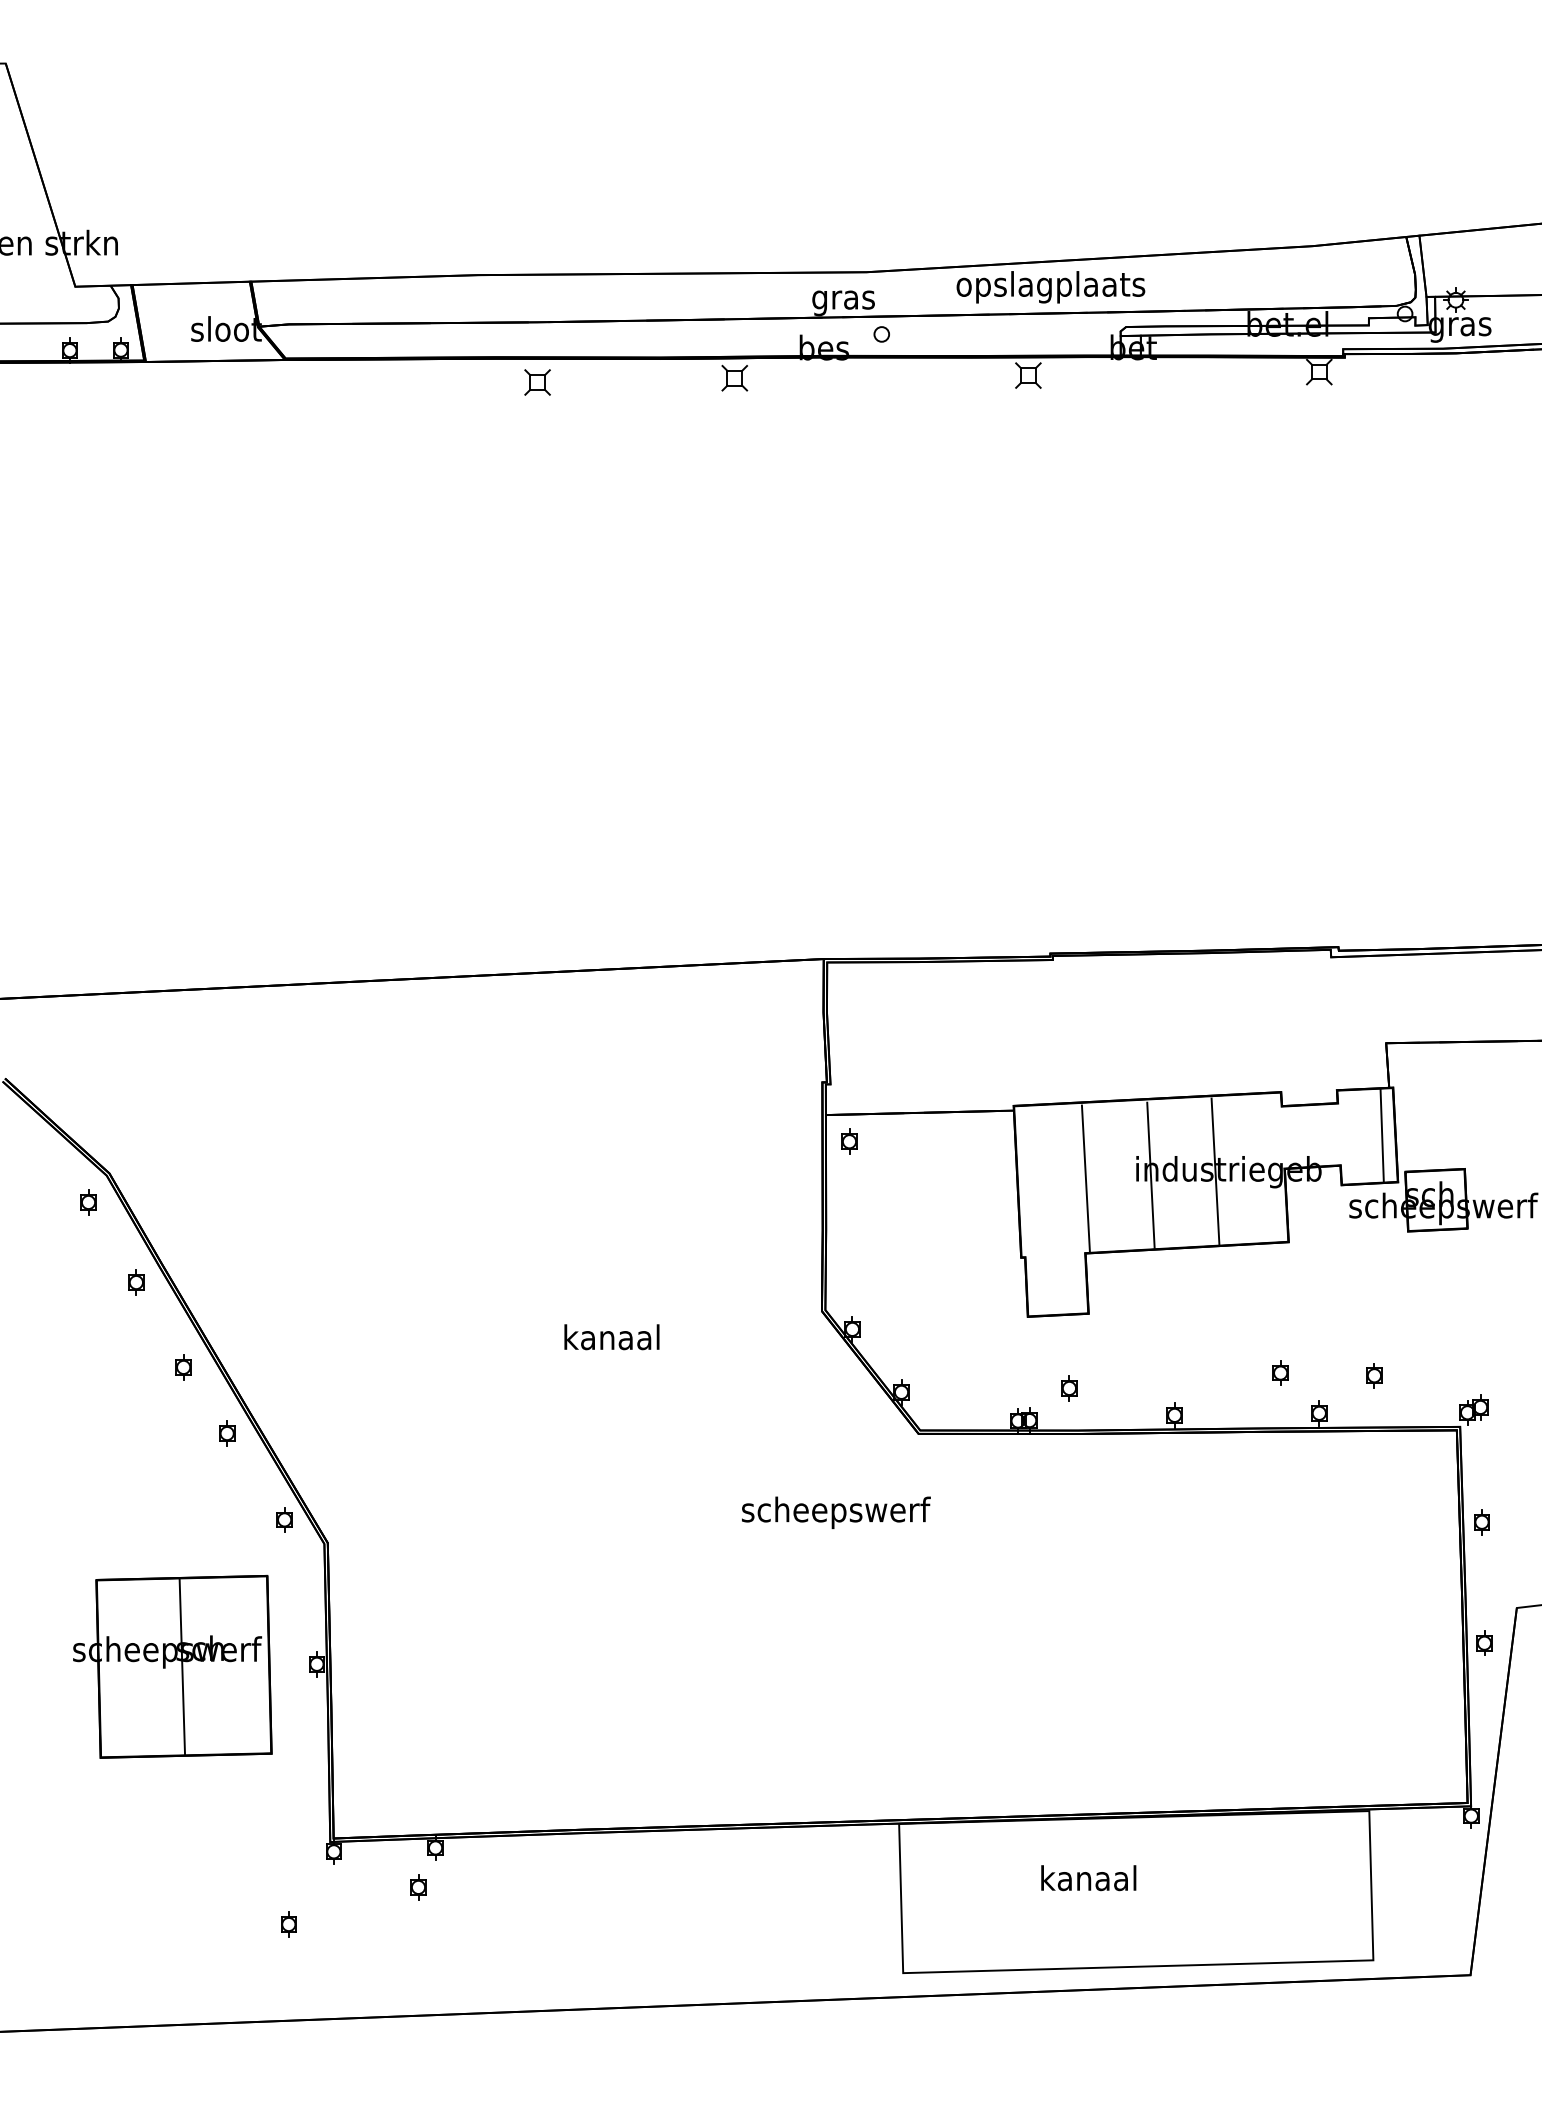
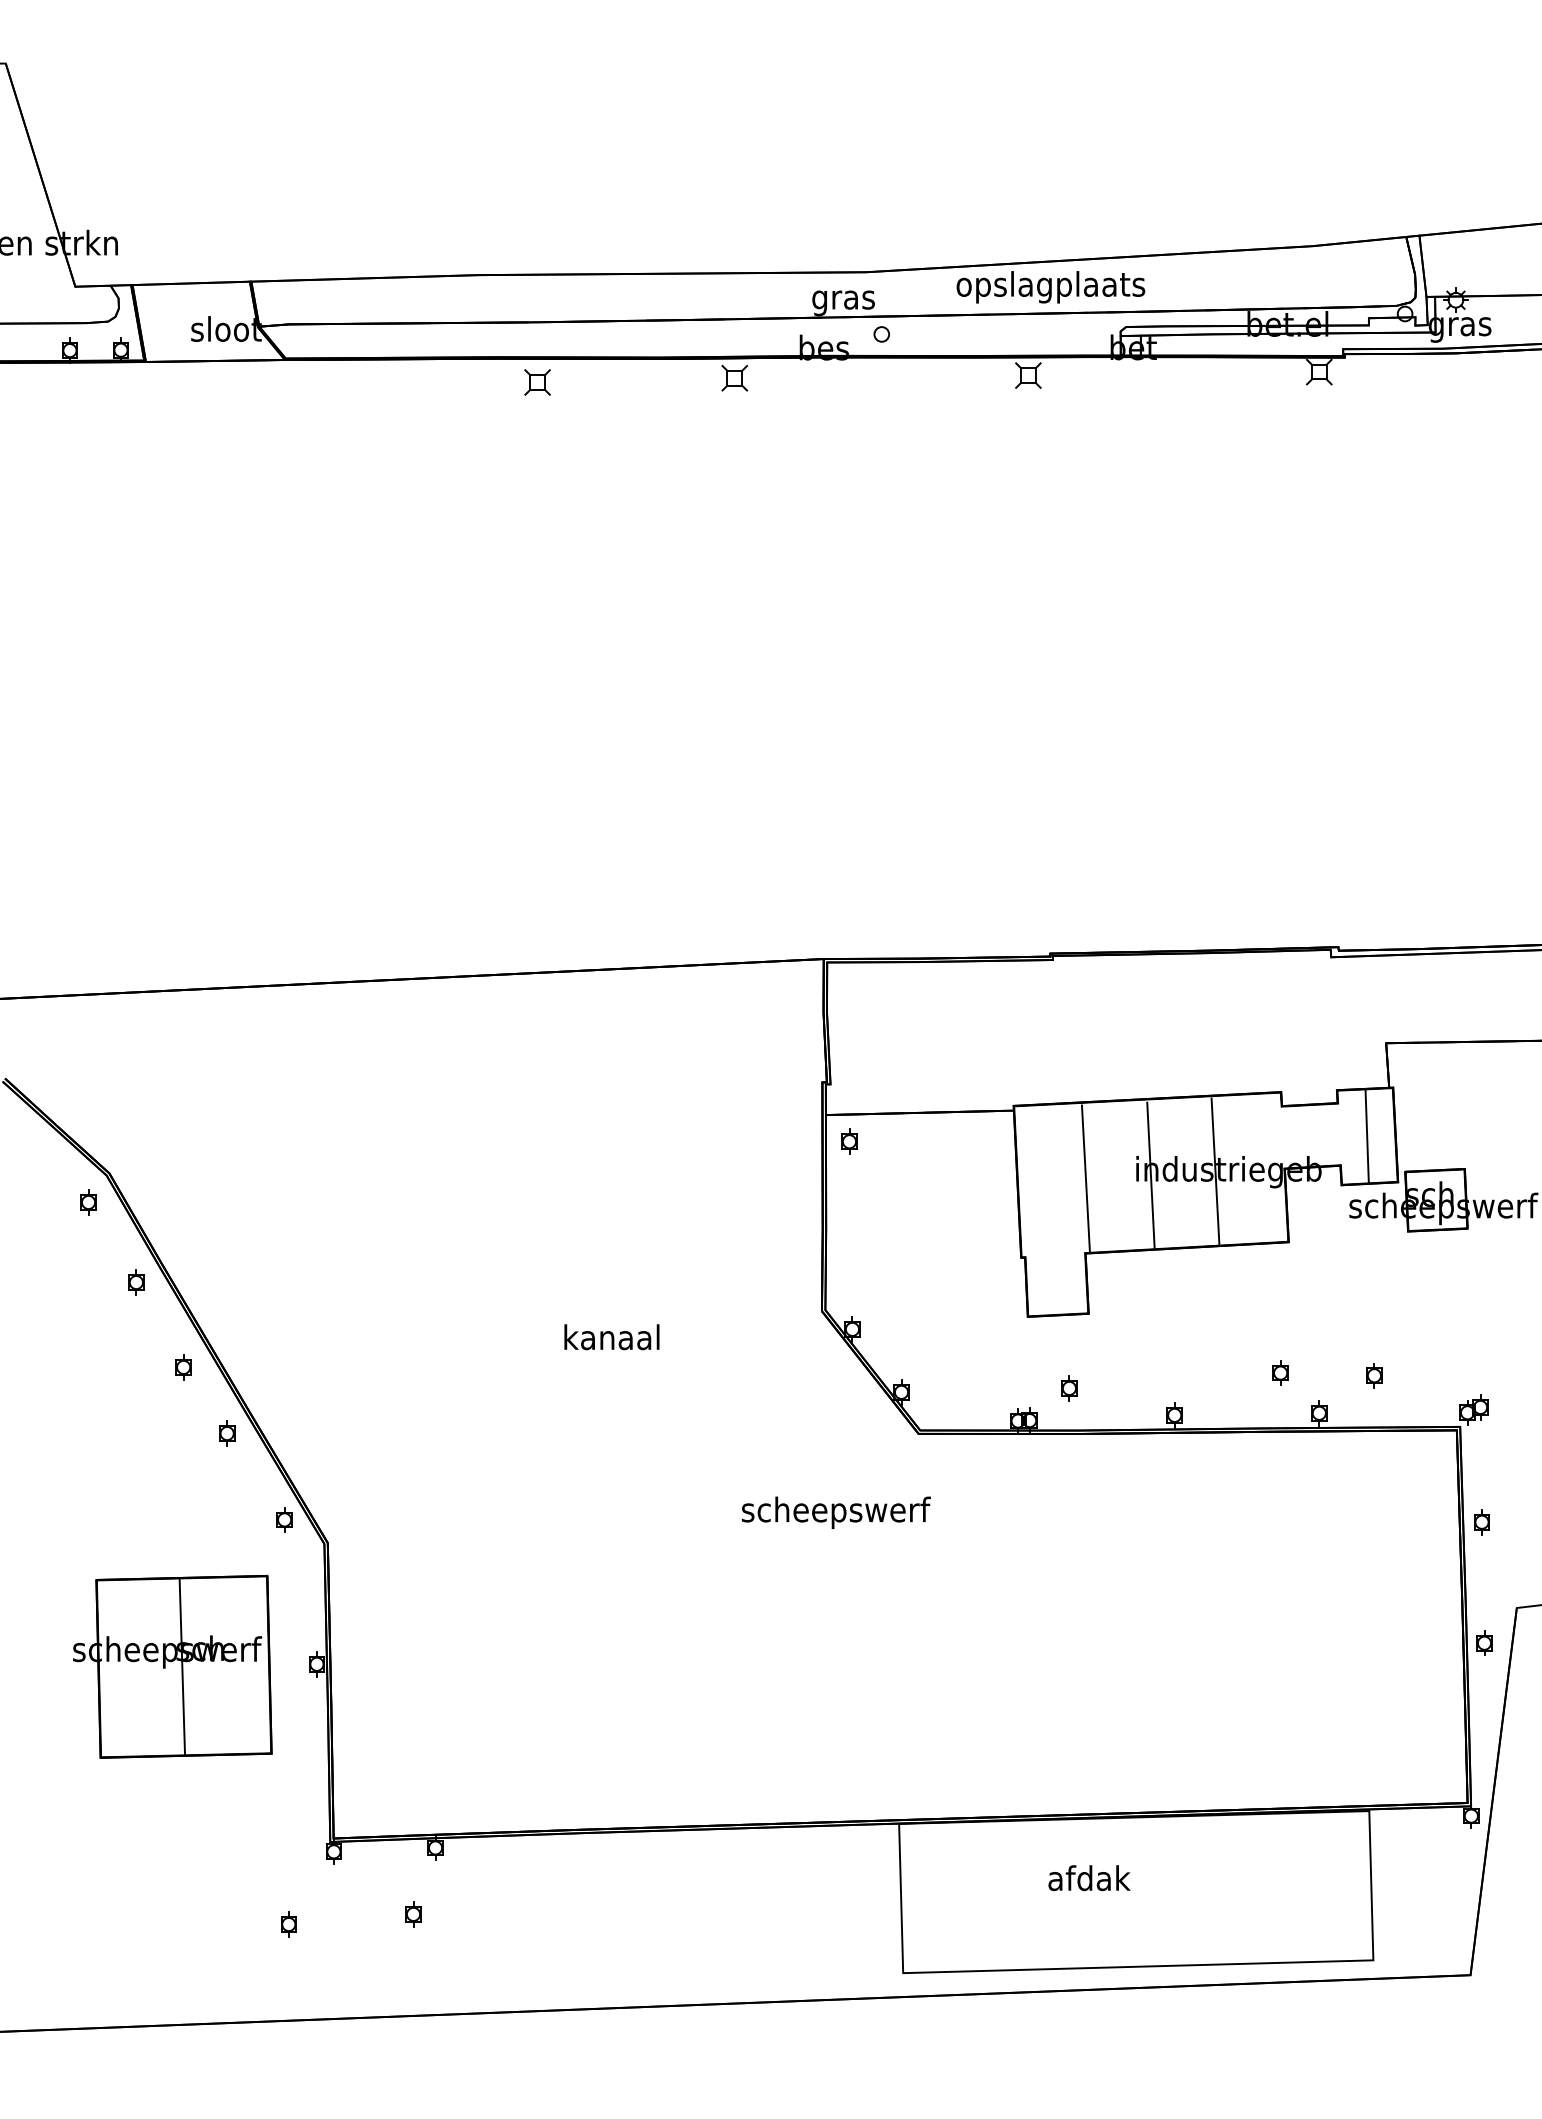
line position: (1381, 1134) -> (1366, 1135) (1366, 1135)
text: kanaal -> afdak (1088, 1878)
part position: (418, 1887) -> (413, 1914) (413, 1914)
